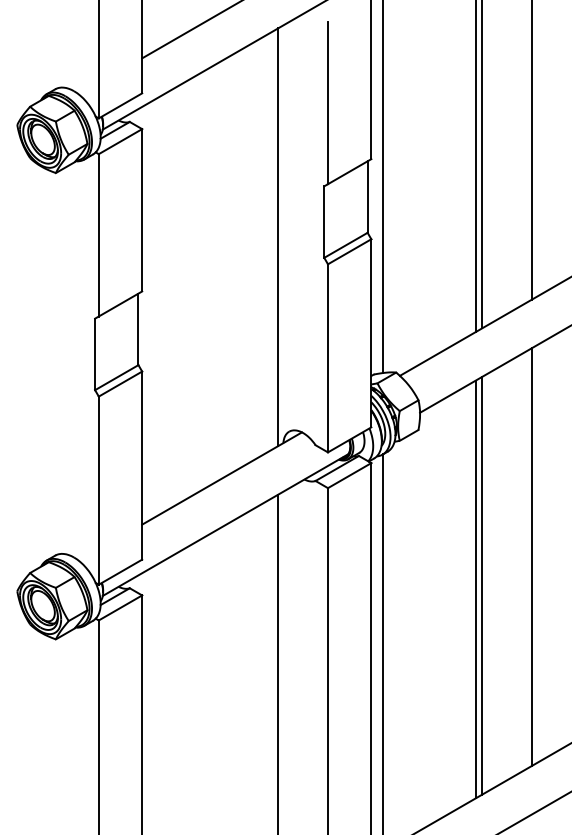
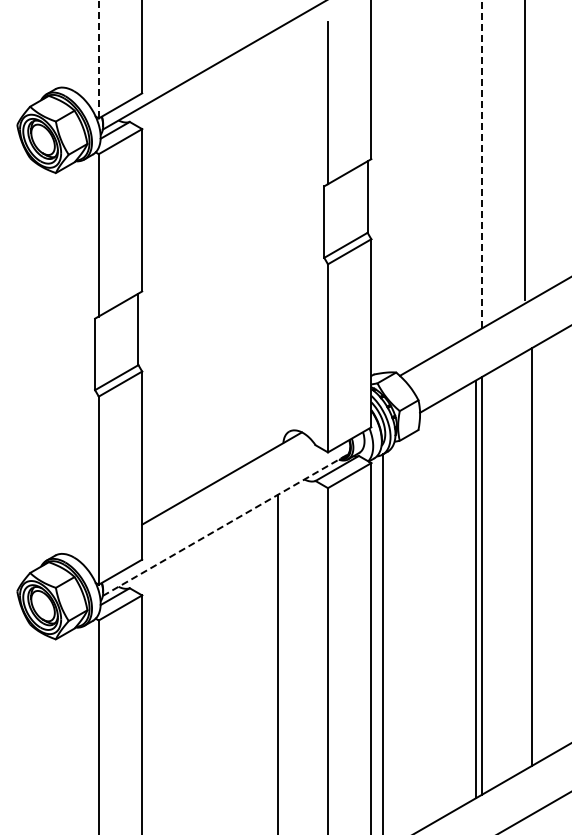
line: present -> none (190, 30)
line: solid -> dashed (98, 59)
line position: (531, 150) -> (524, 150) (524, 150)
line: solid -> dashed (482, 164)
line: present -> none (475, 167)
line: present -> none (383, 187)
line: present -> none (278, 236)
line: solid -> dashed (225, 525)
